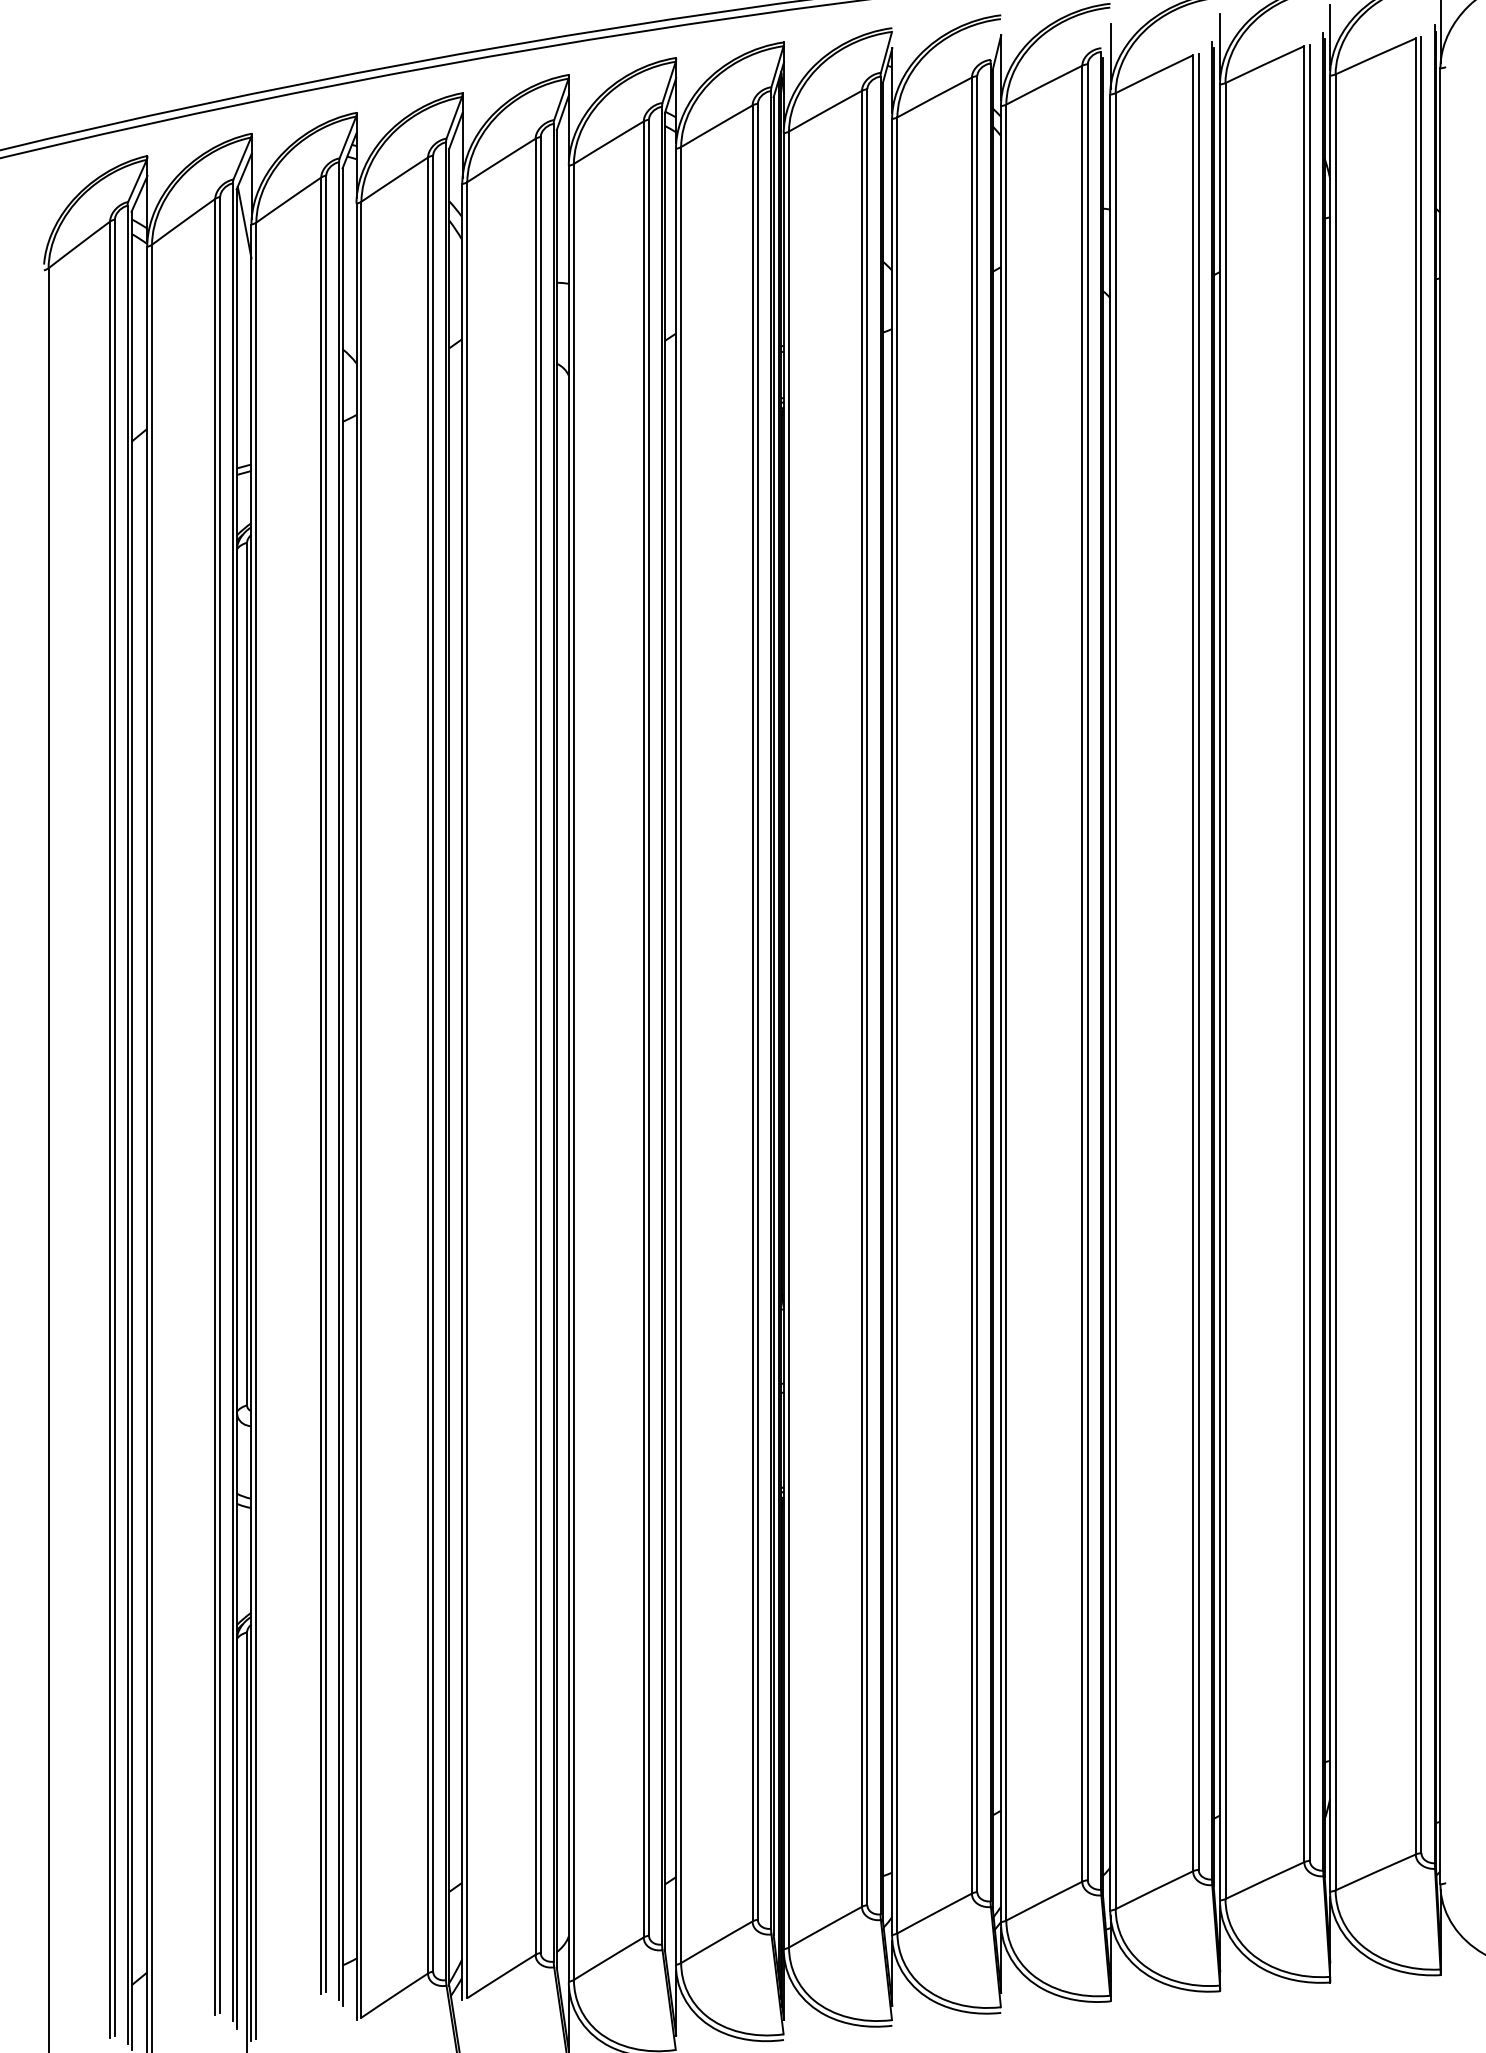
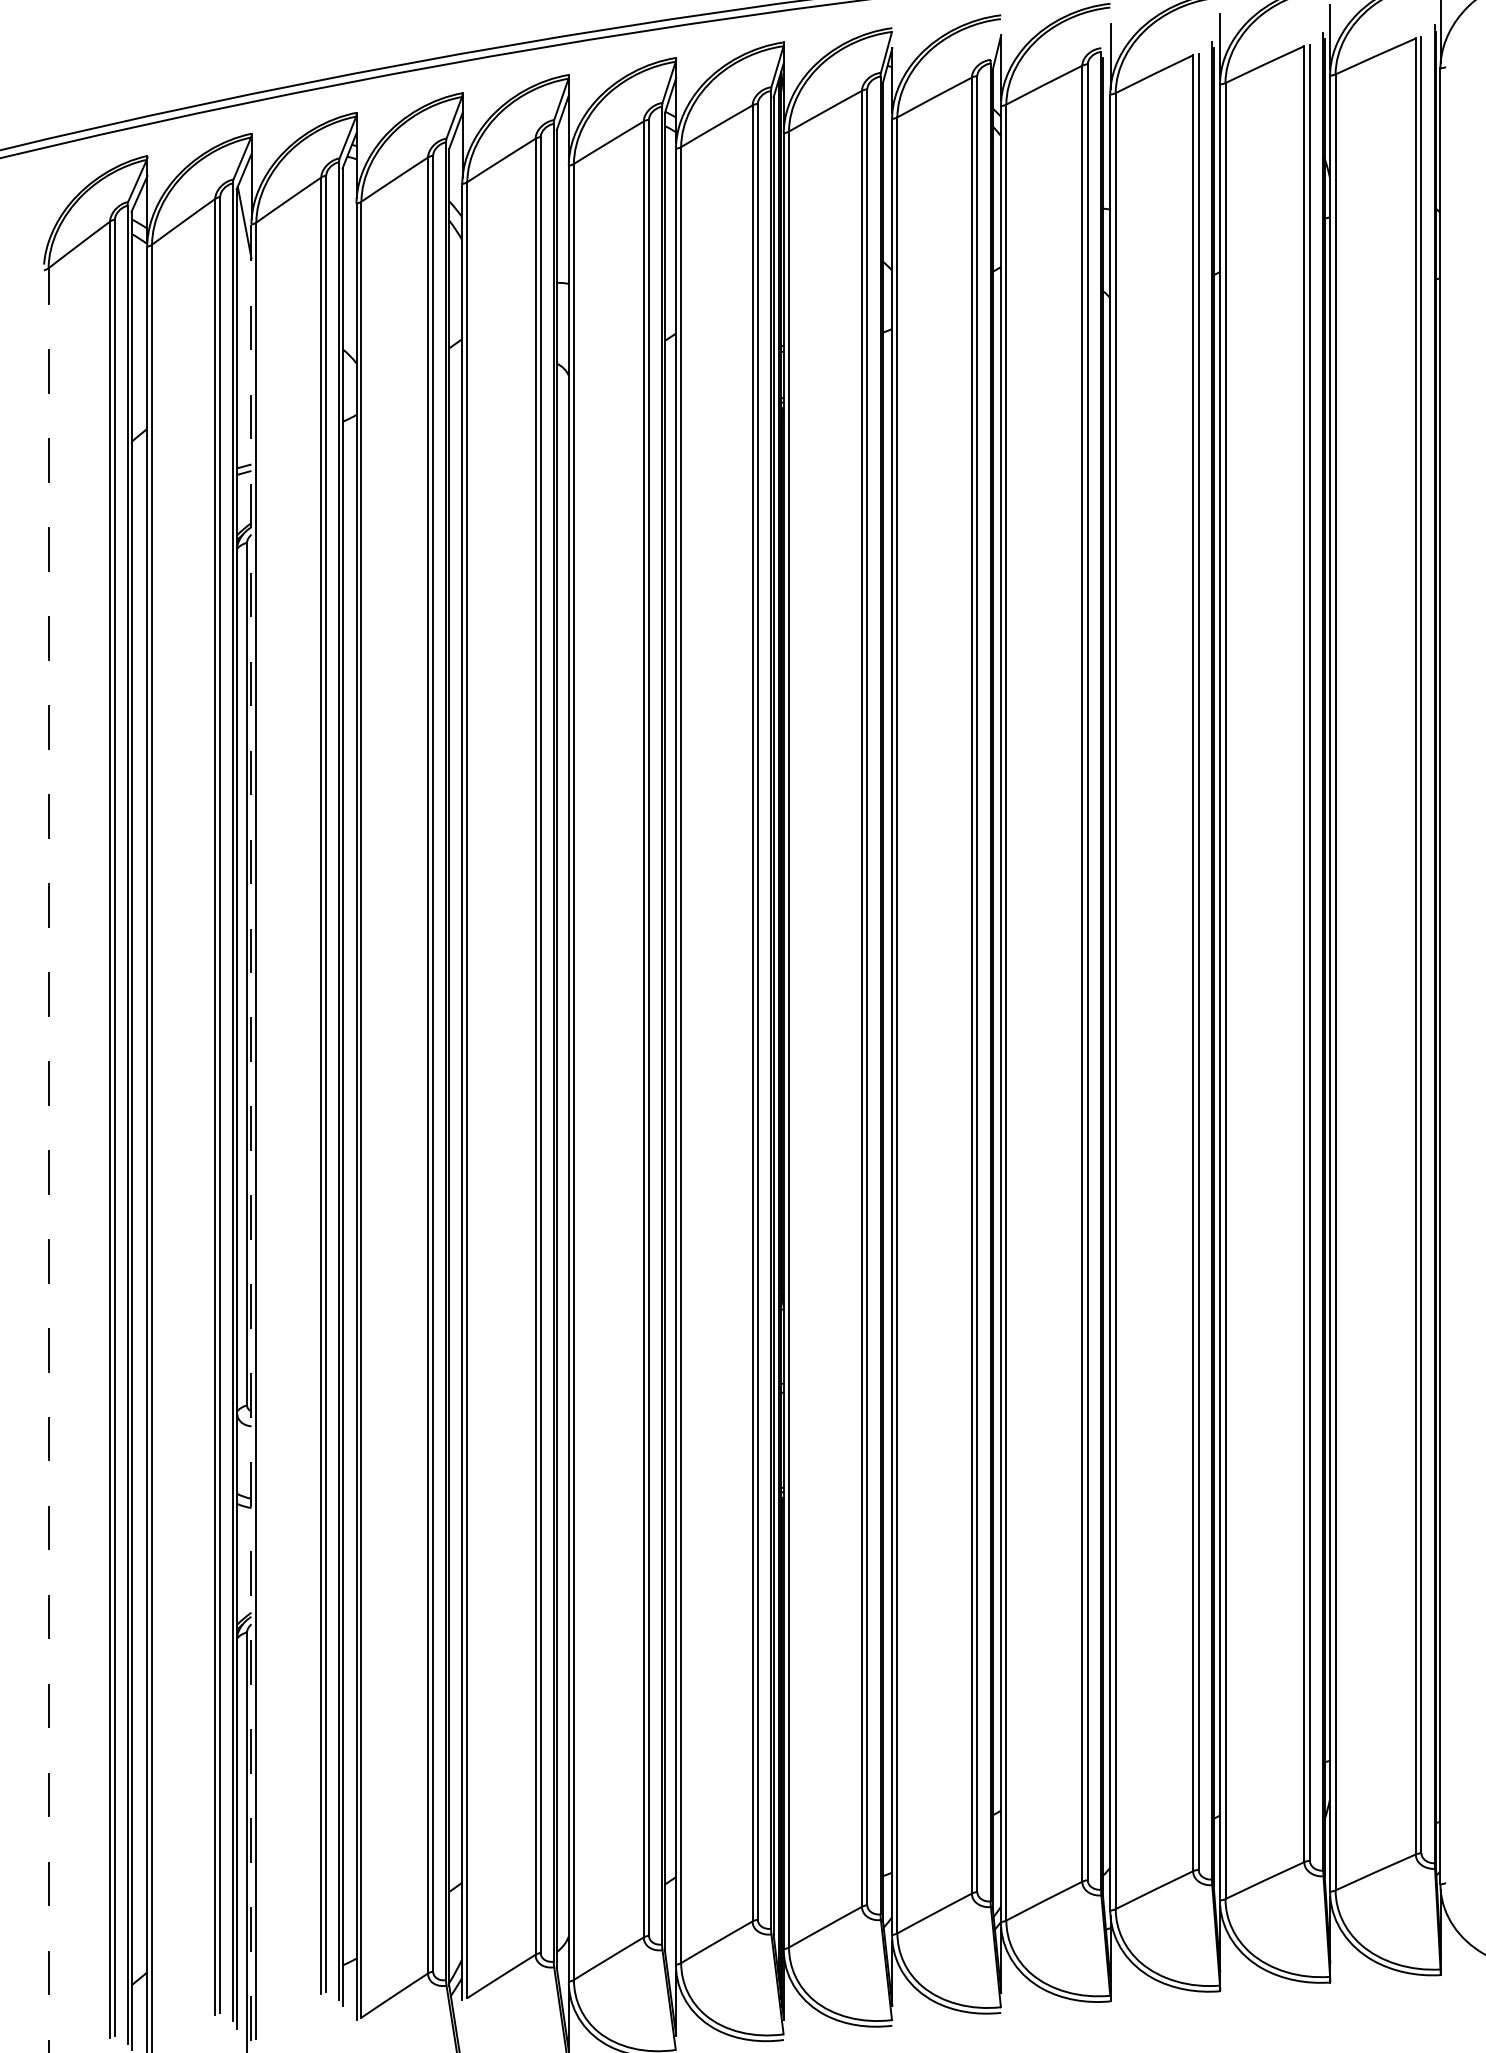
line: solid -> dashed (251, 1132)
line: solid -> dashed (48, 1160)
